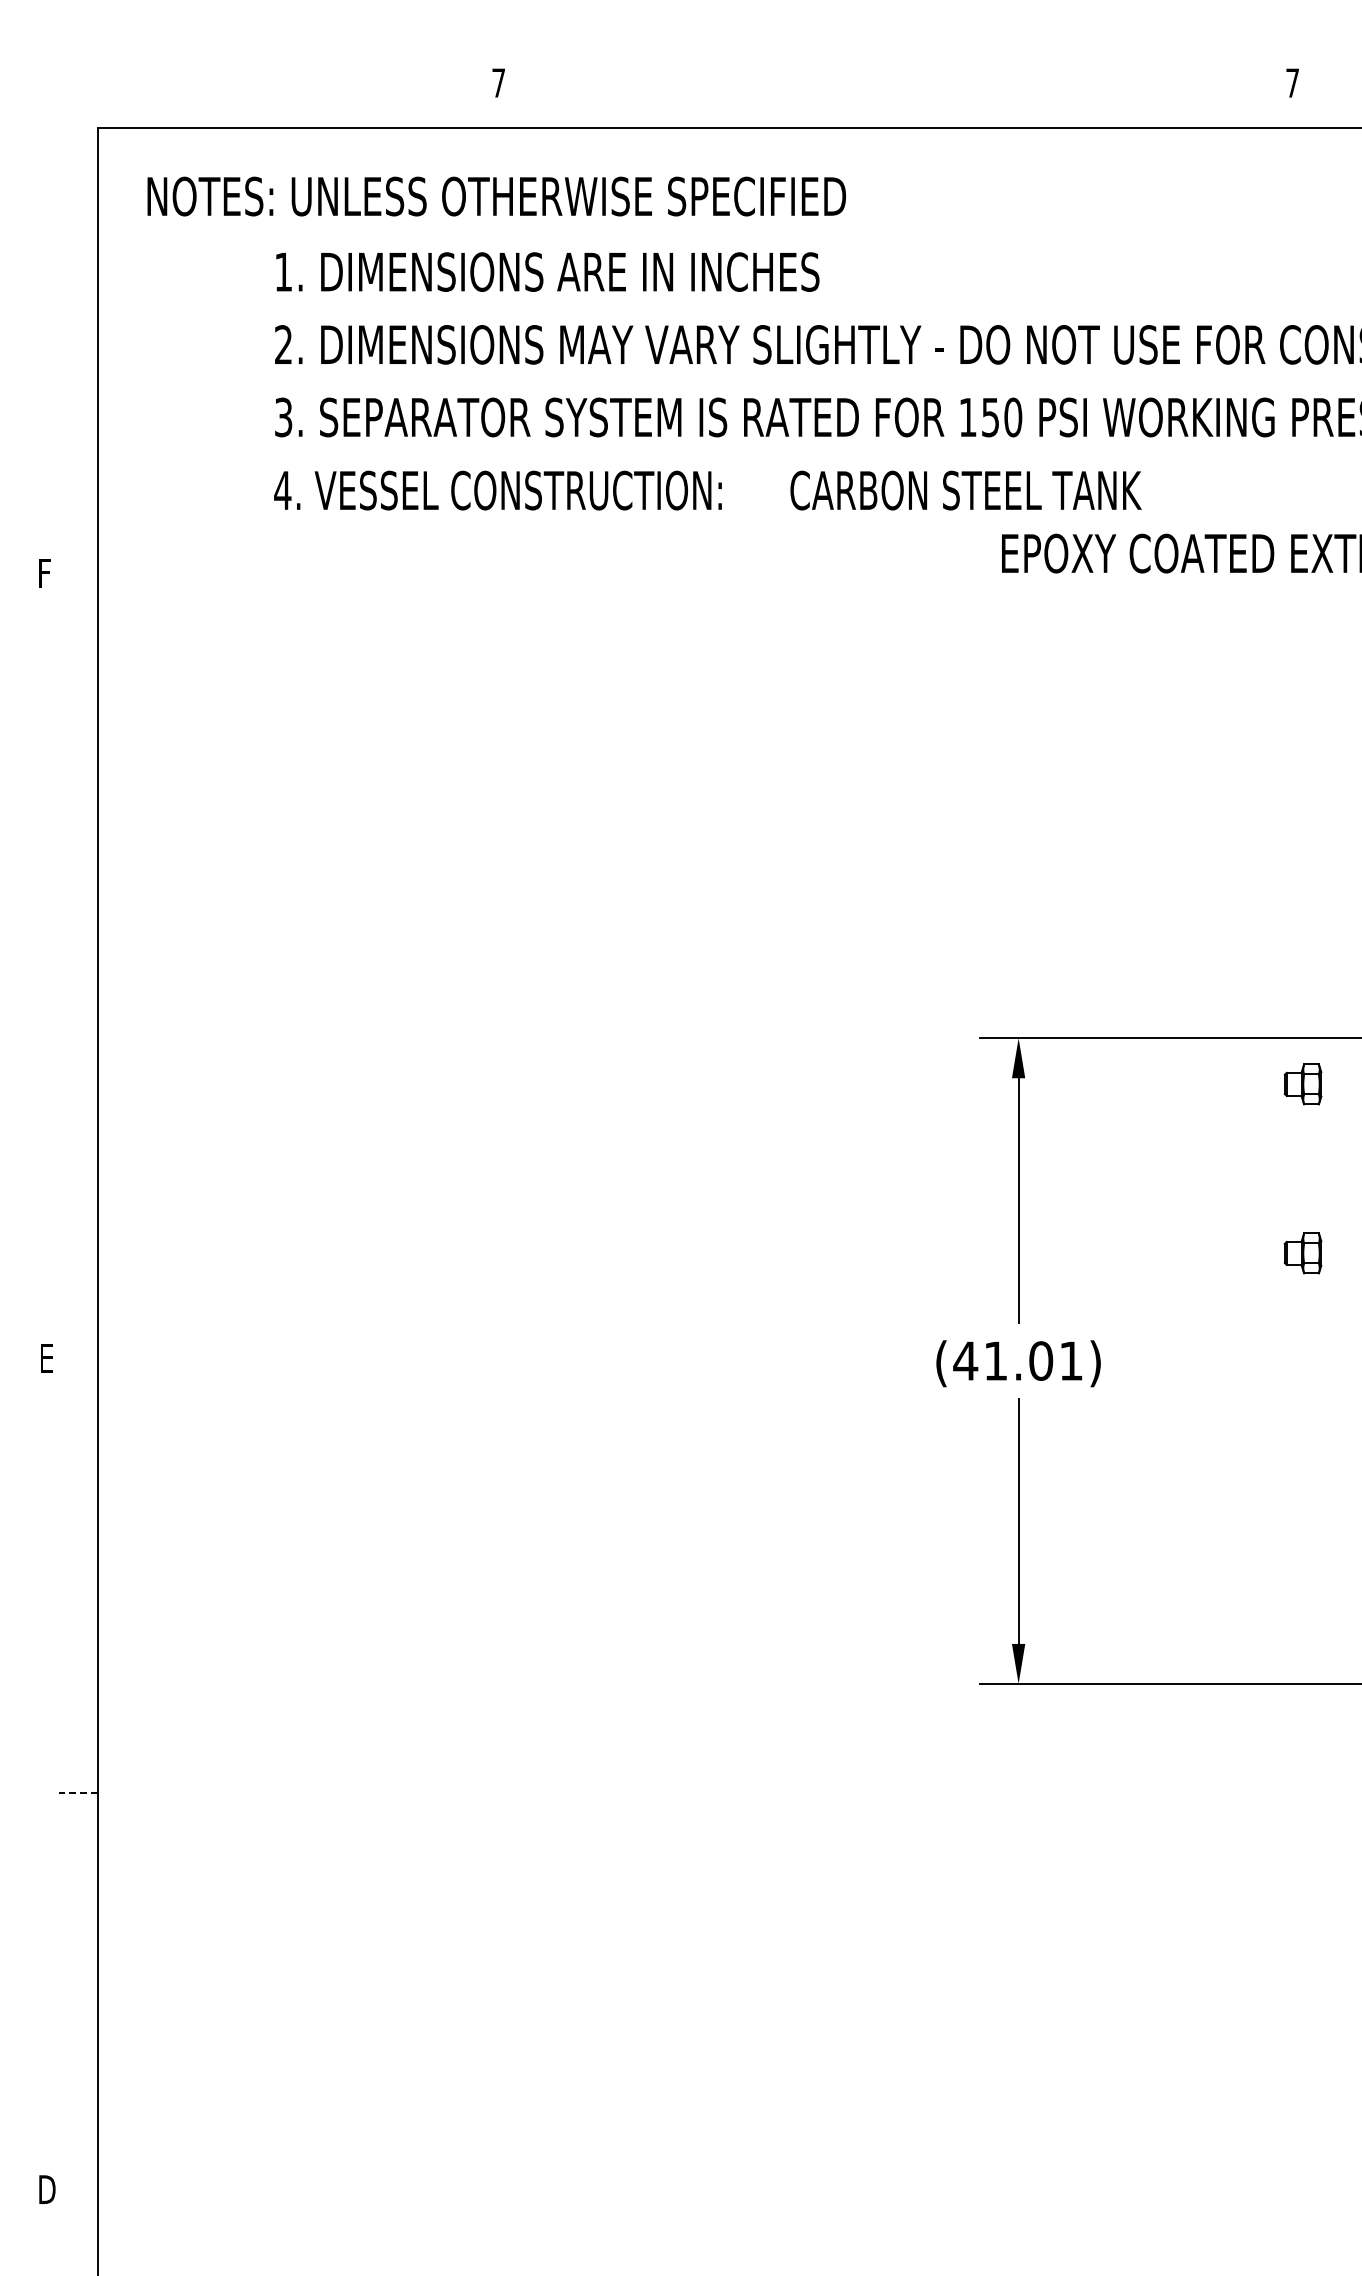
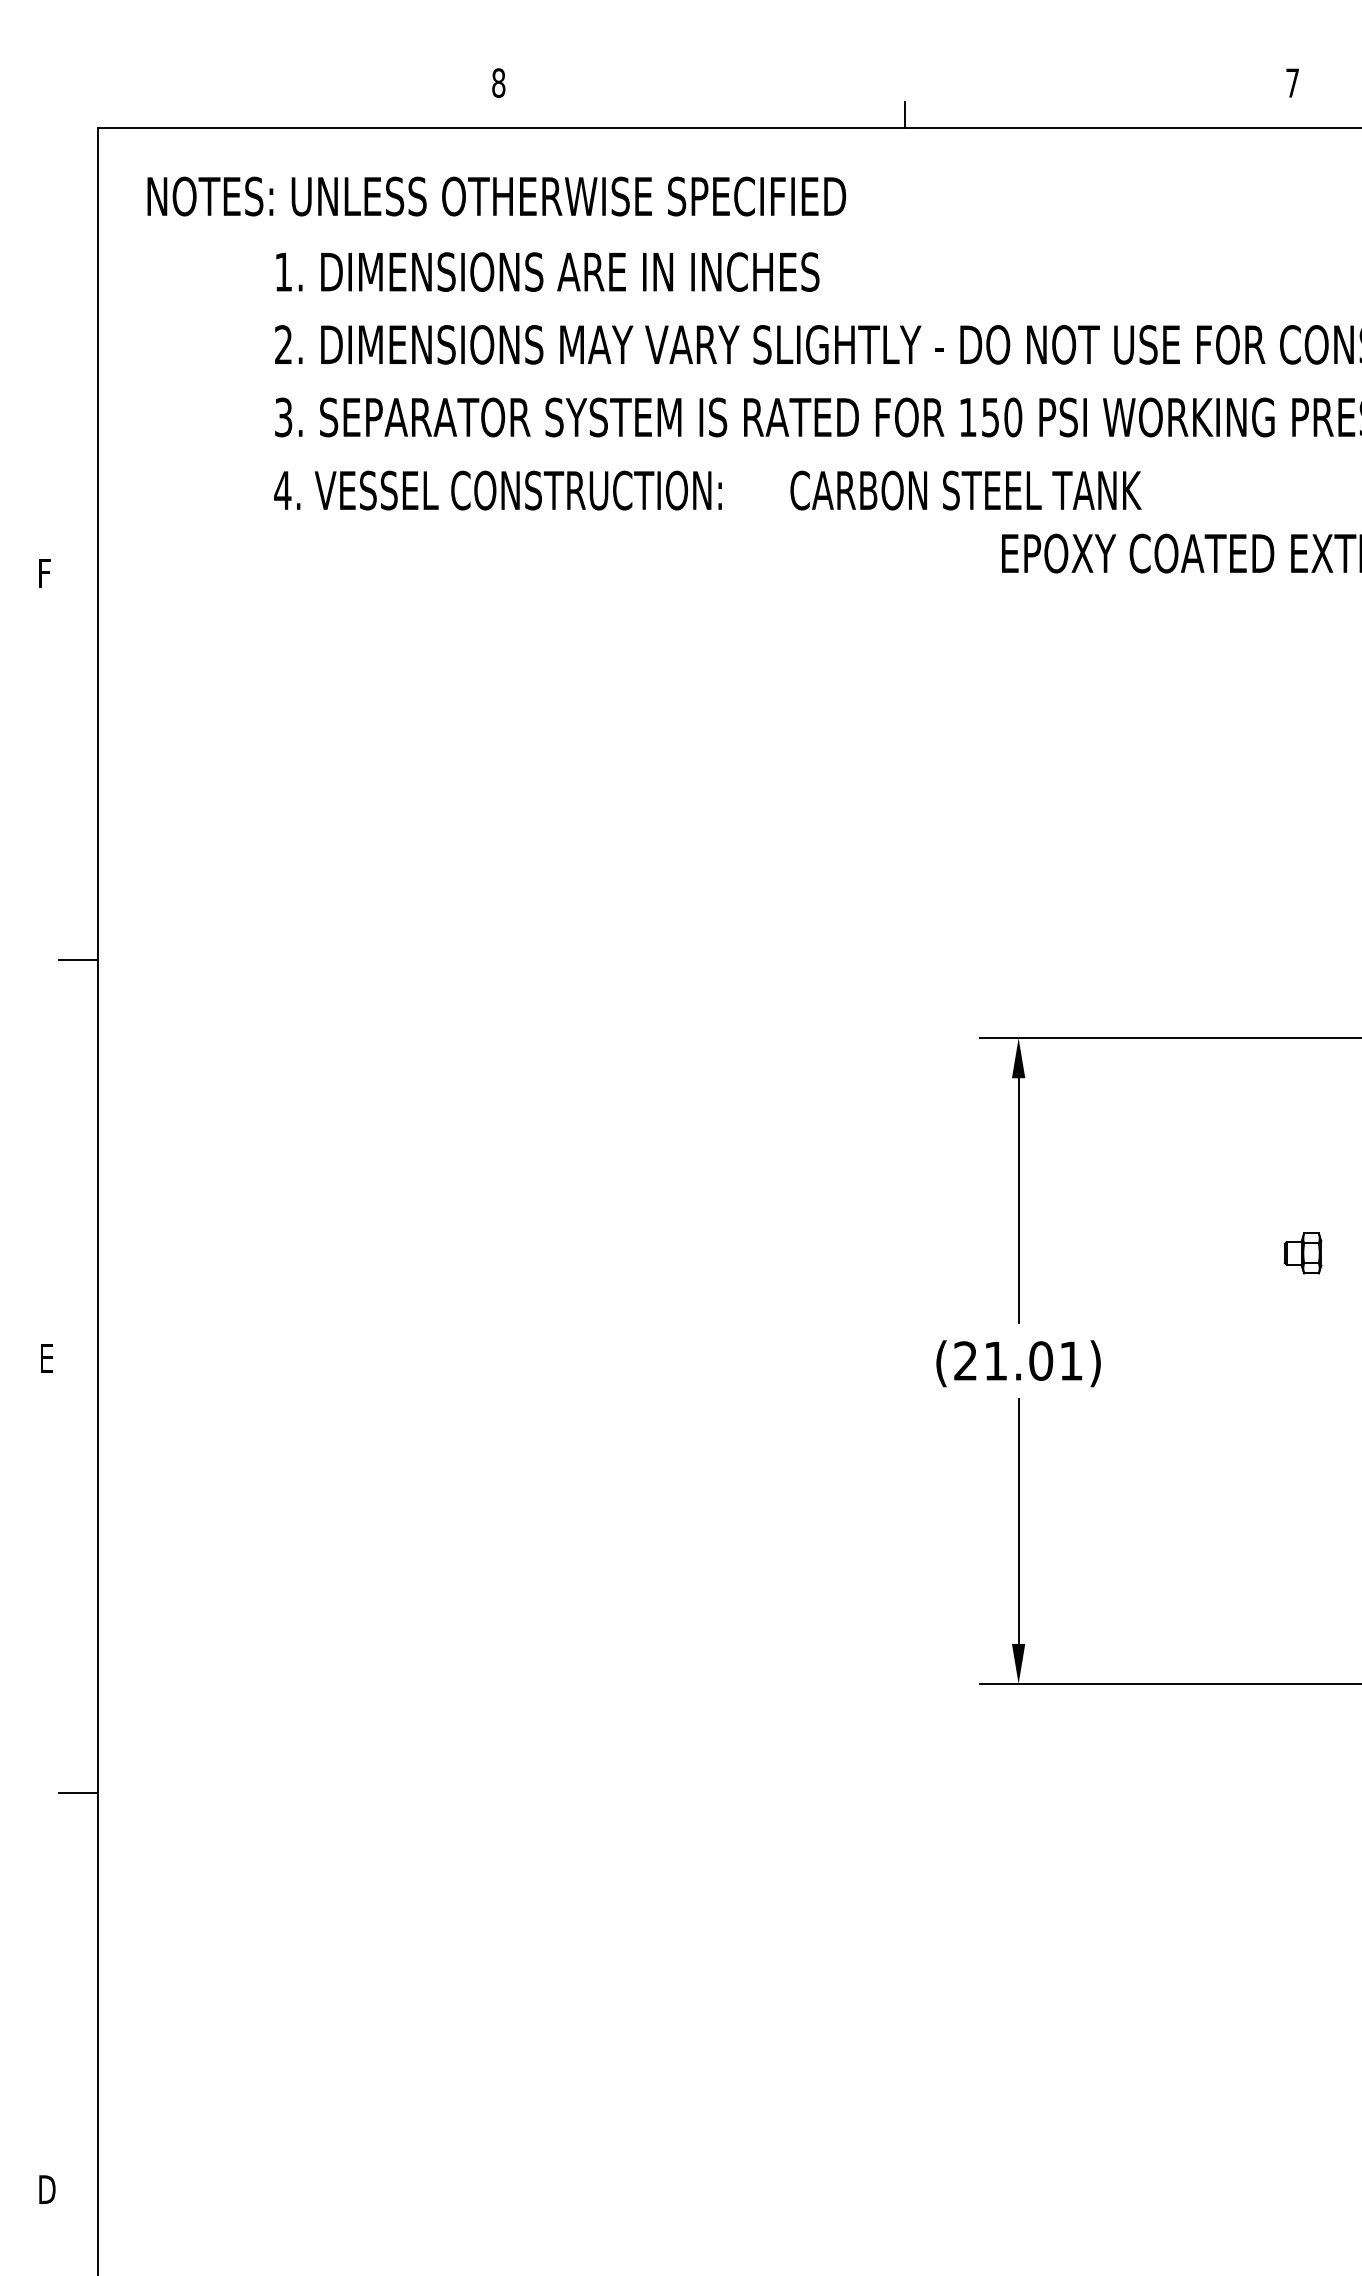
text: 7 -> 8 (498, 82)
line: none -> present (904, 114)
line: none -> present (78, 960)
part: present -> none (1302, 1084)
text: (41.01) -> (21.01) (965, 1360)
line: dashed -> solid (78, 1792)
